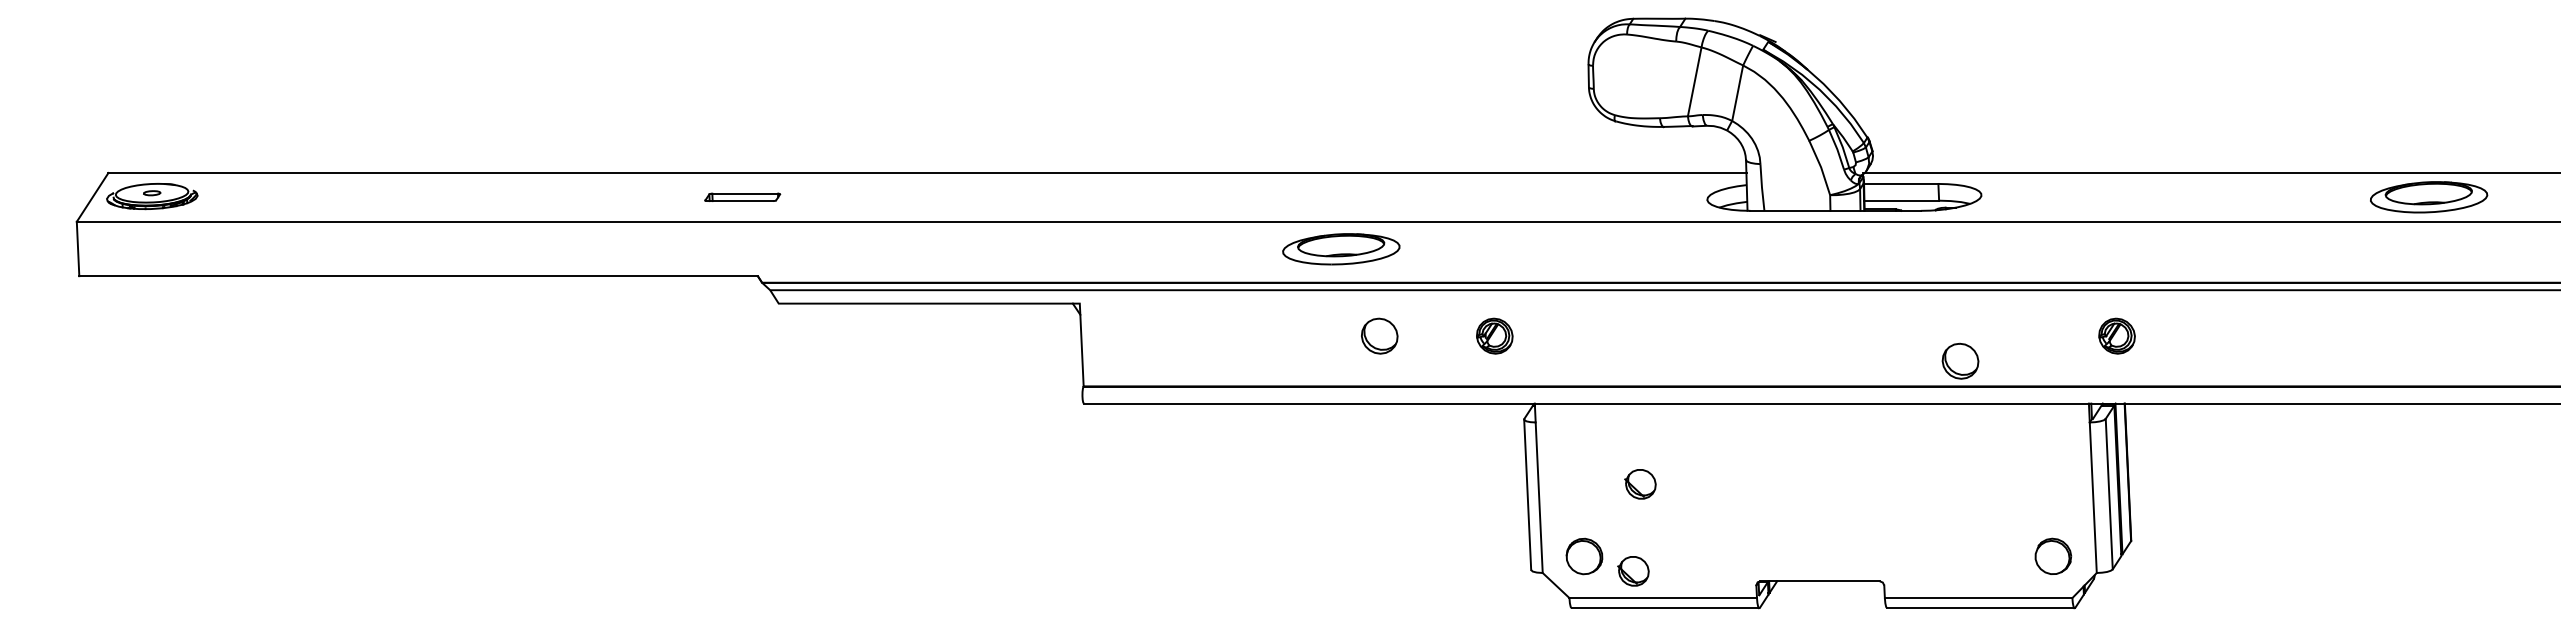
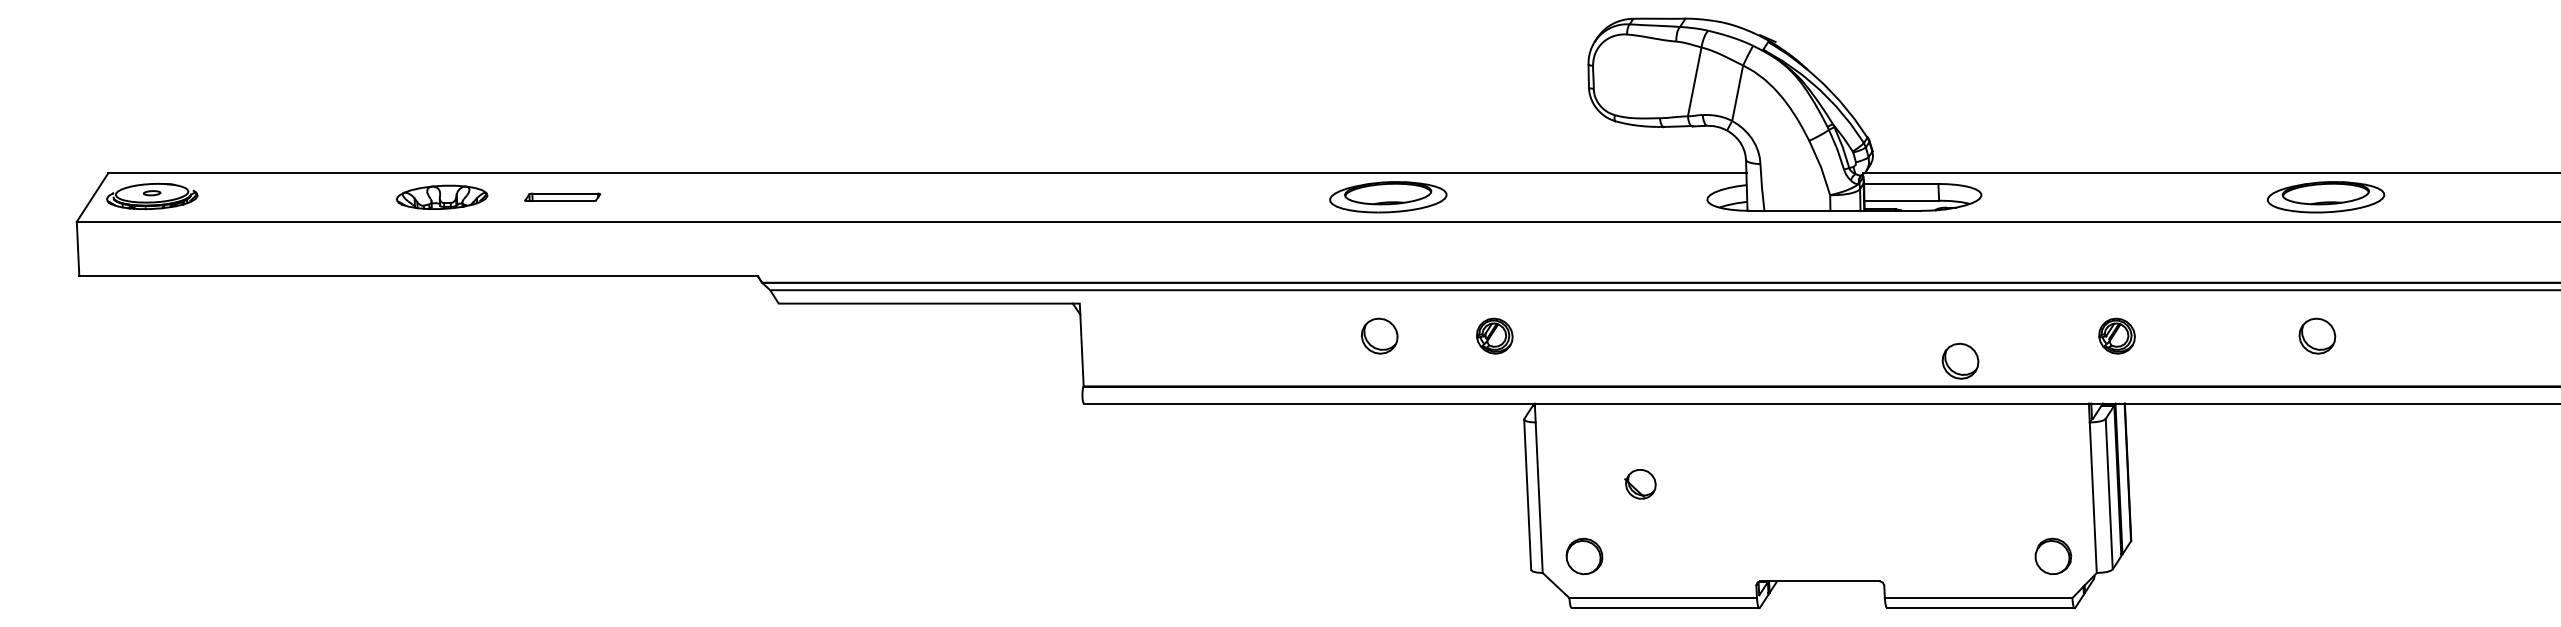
part: none -> present (442, 196)
part position: (742, 196) -> (562, 196) (562, 196)
part position: (2429, 197) -> (2326, 197) (2326, 197)
part position: (1341, 249) -> (1388, 197) (1388, 197)
part: none -> present (2317, 335)
part: present -> none (1633, 571)
